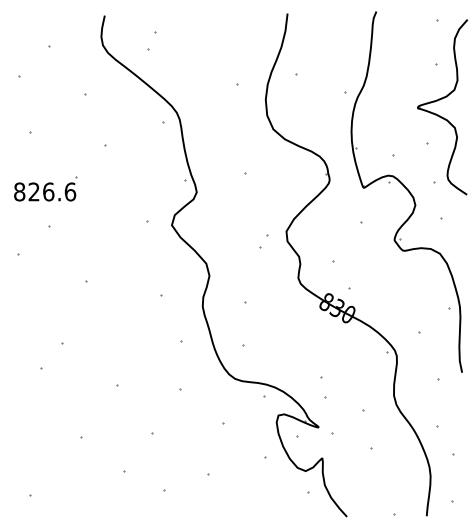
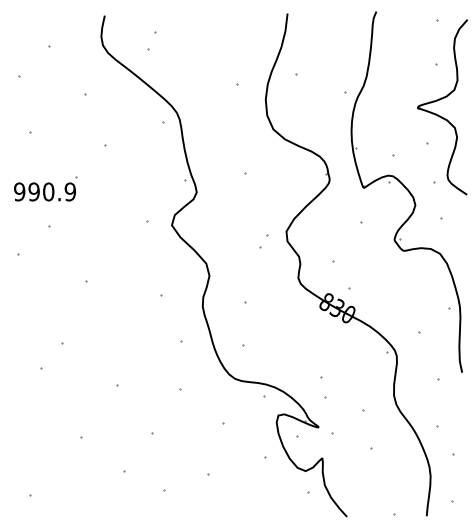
text: 826.6 -> 990.9 (45, 191)
